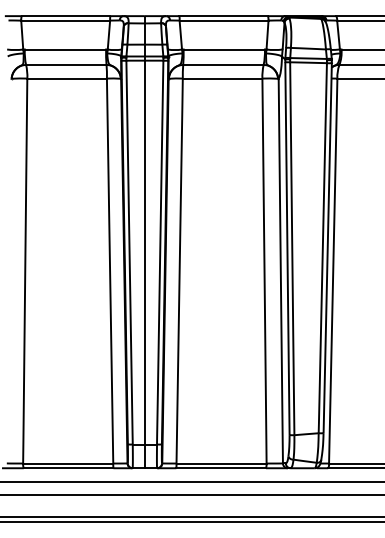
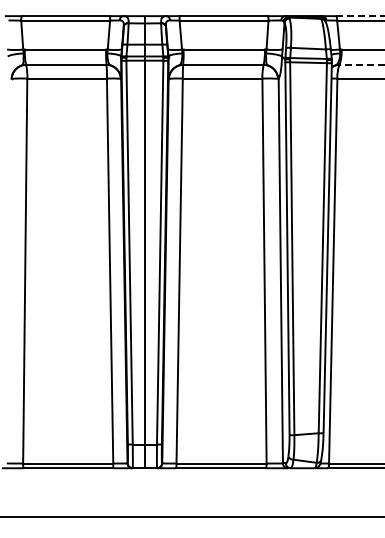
line: solid -> dashed (361, 16)
line: solid -> dashed (361, 64)
line: present -> none (191, 481)
line: present -> none (191, 494)
line: present -> none (191, 521)
